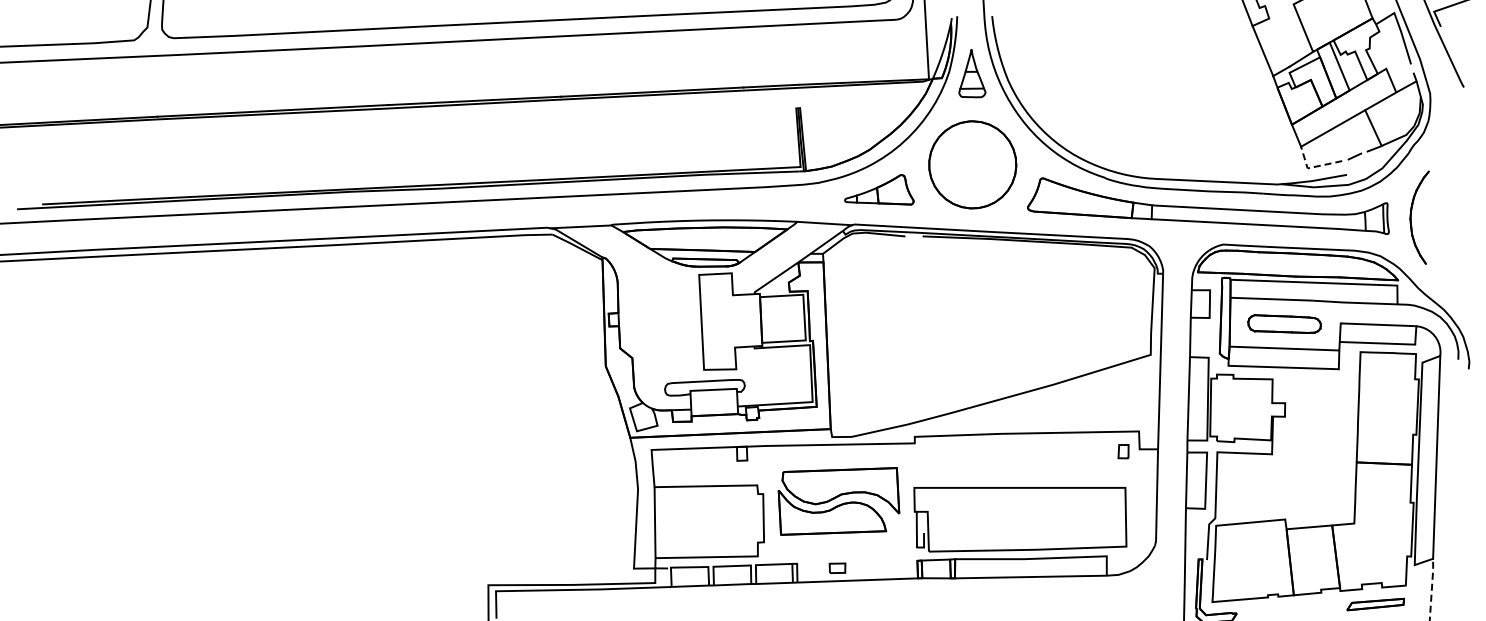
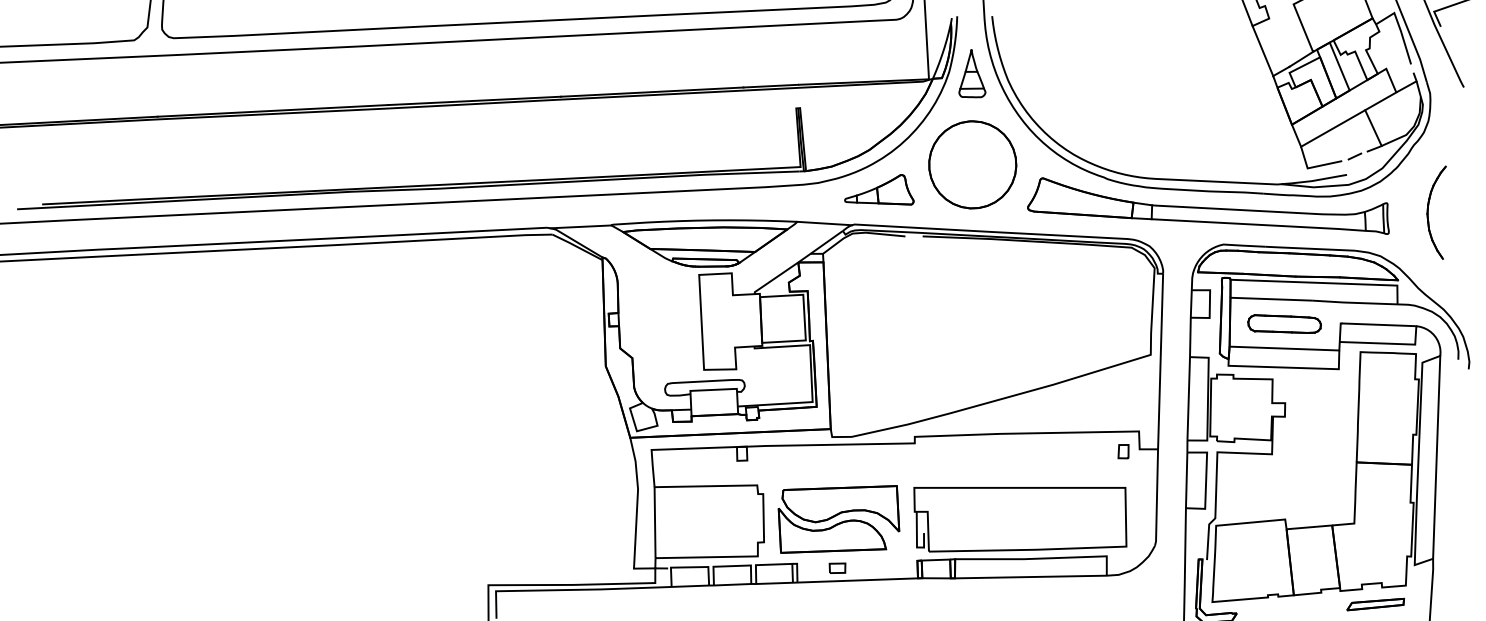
line: dashed -> solid (1313, 167)
part position: (1411, 217) -> (1428, 212) (1428, 212)
part position: (838, 501) -> (838, 519) (838, 519)
line: dashed -> solid (1431, 589)
